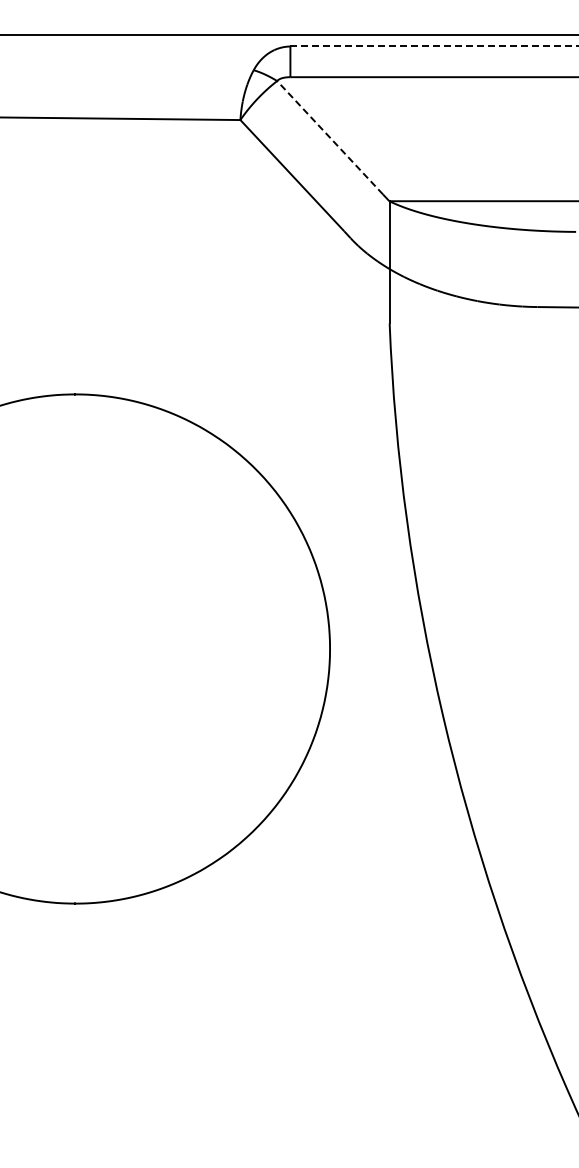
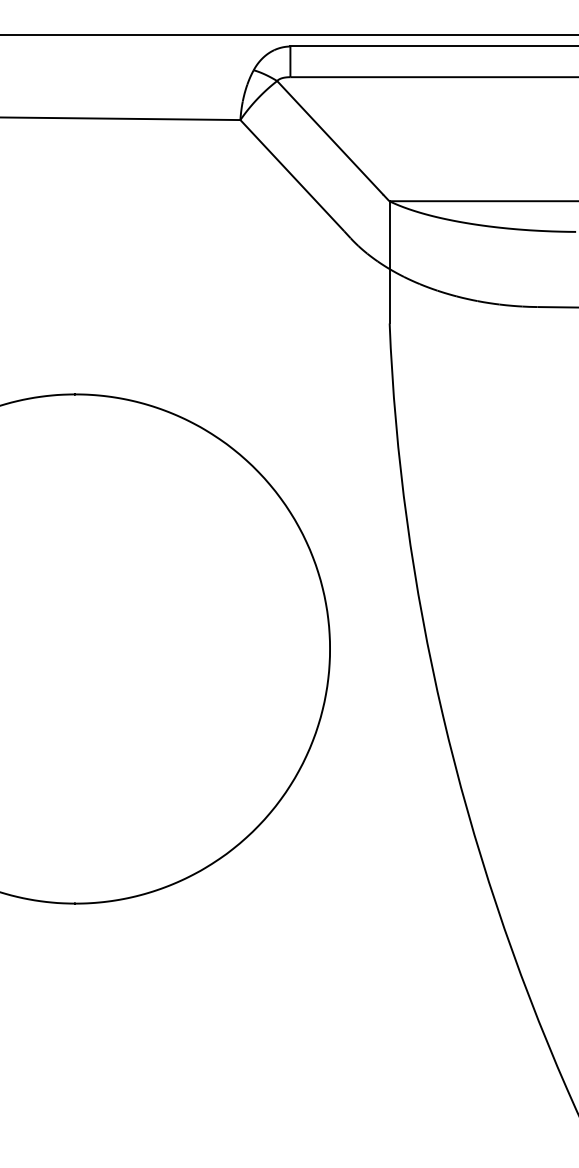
line: dashed -> solid (434, 46)
line: dashed -> solid (330, 137)
